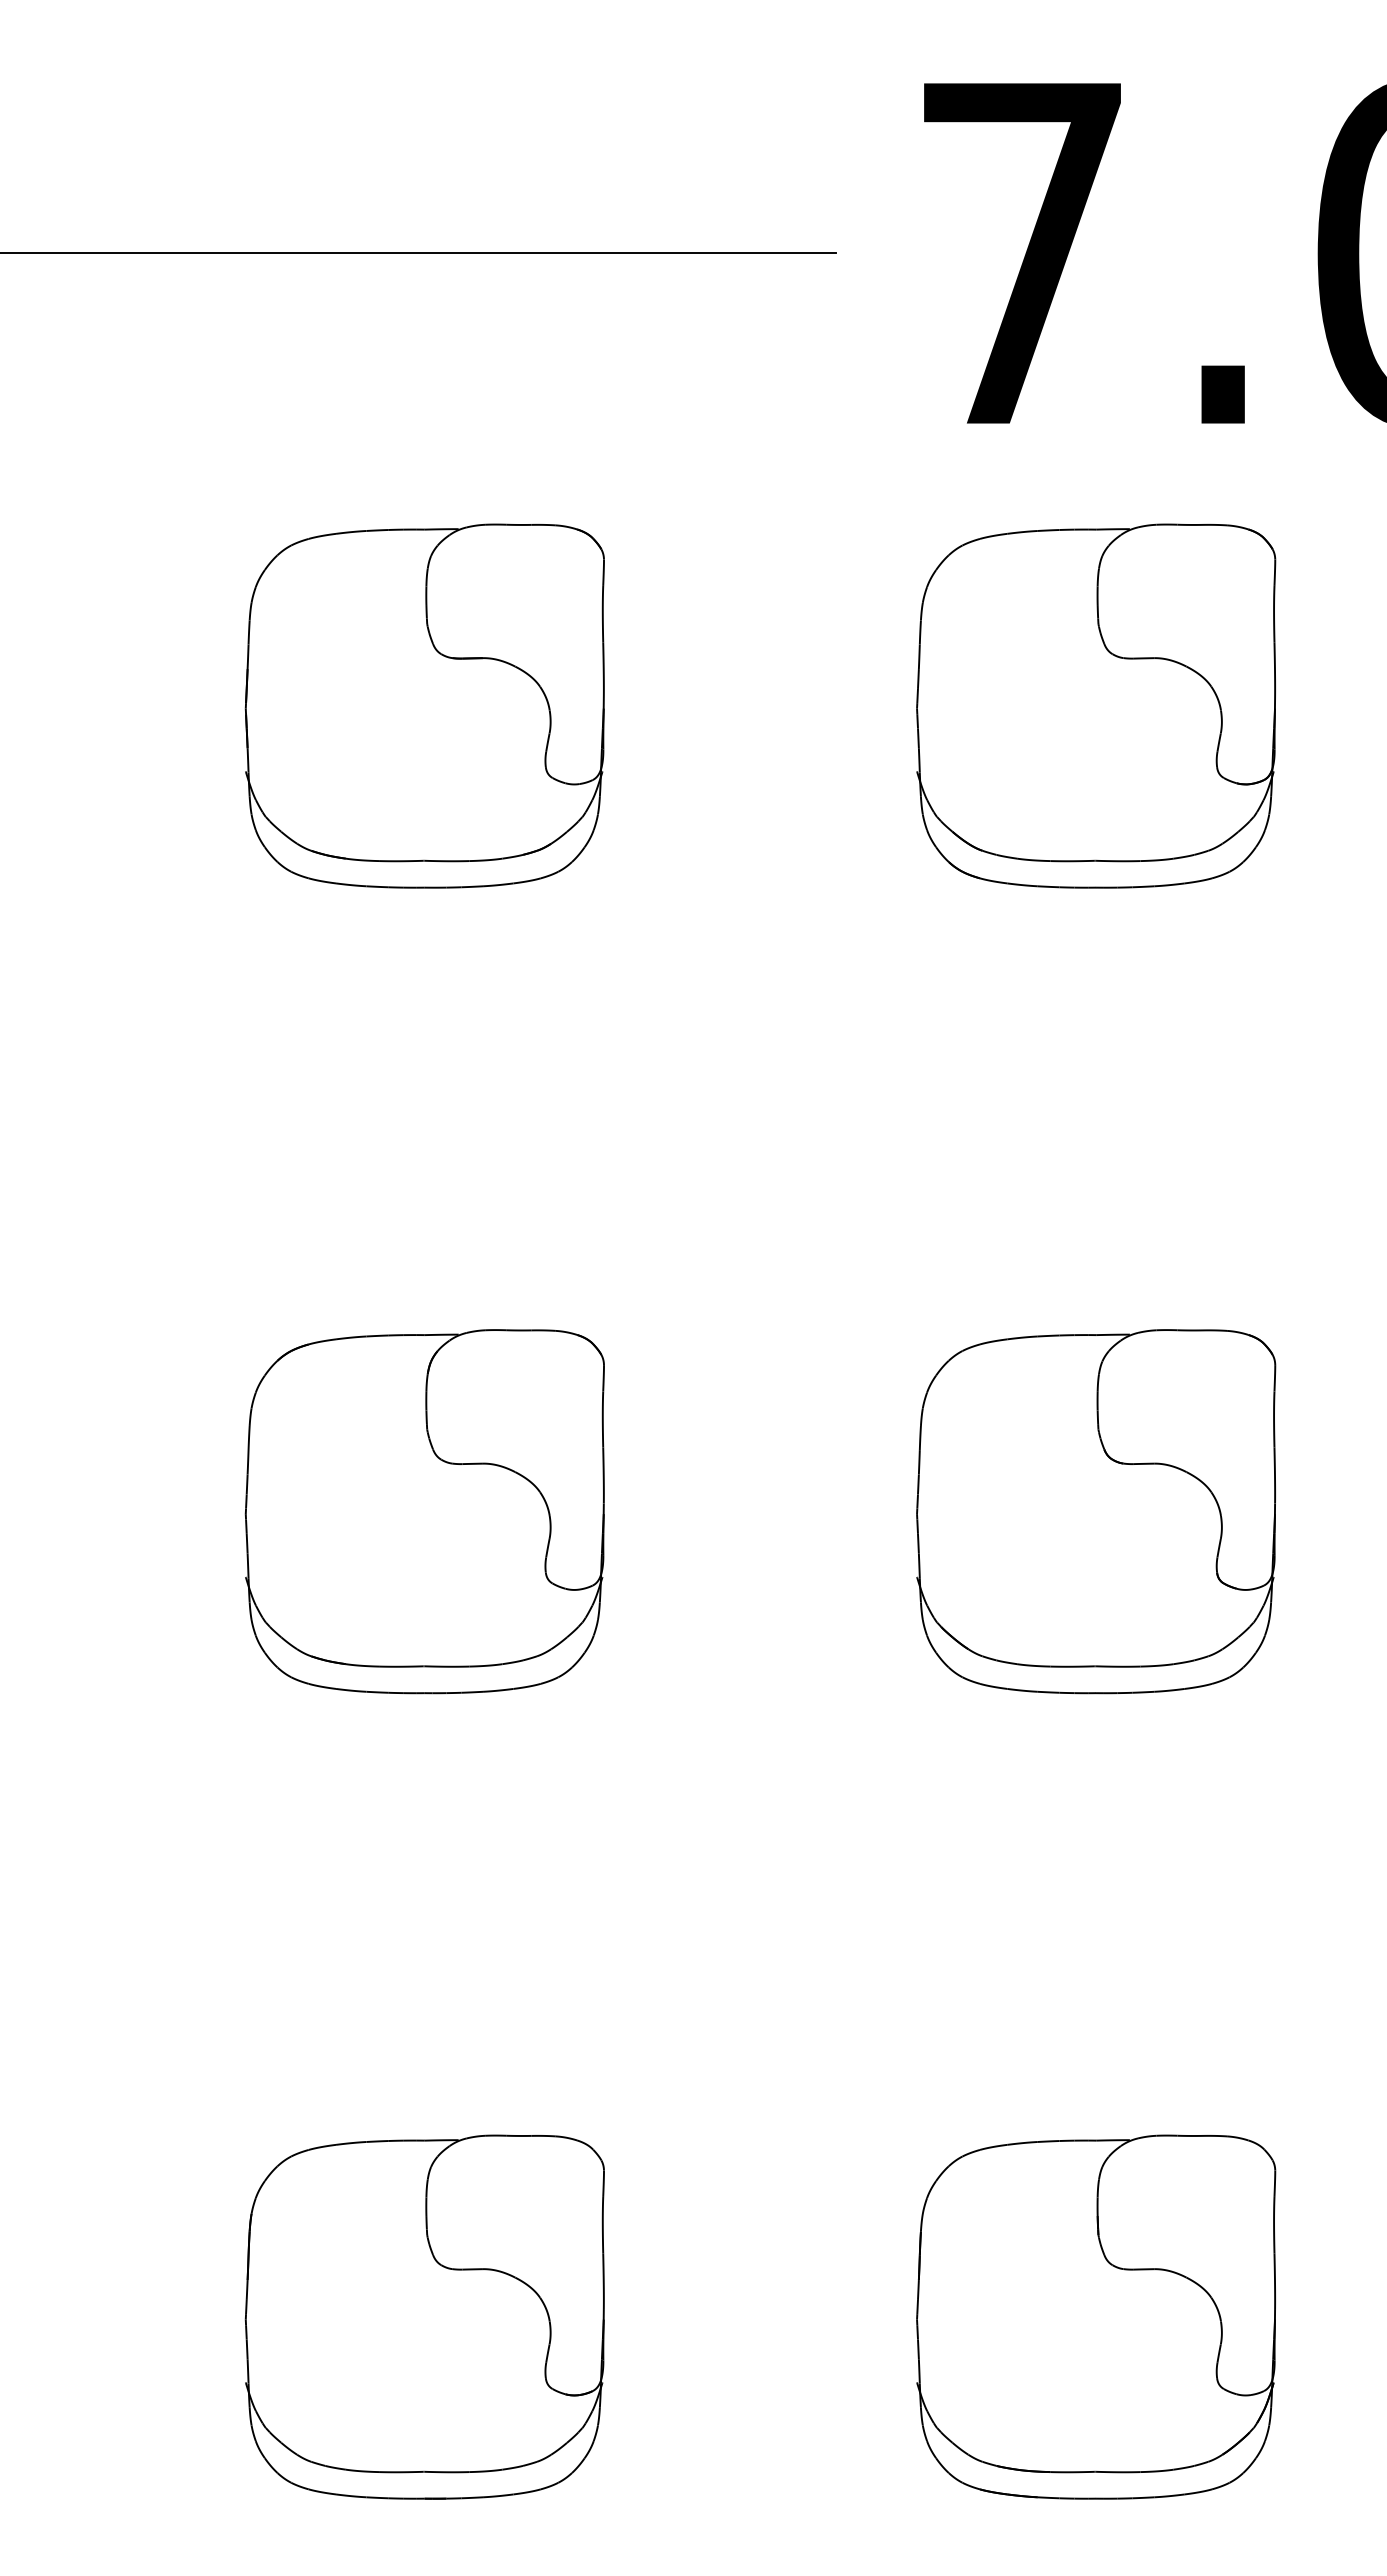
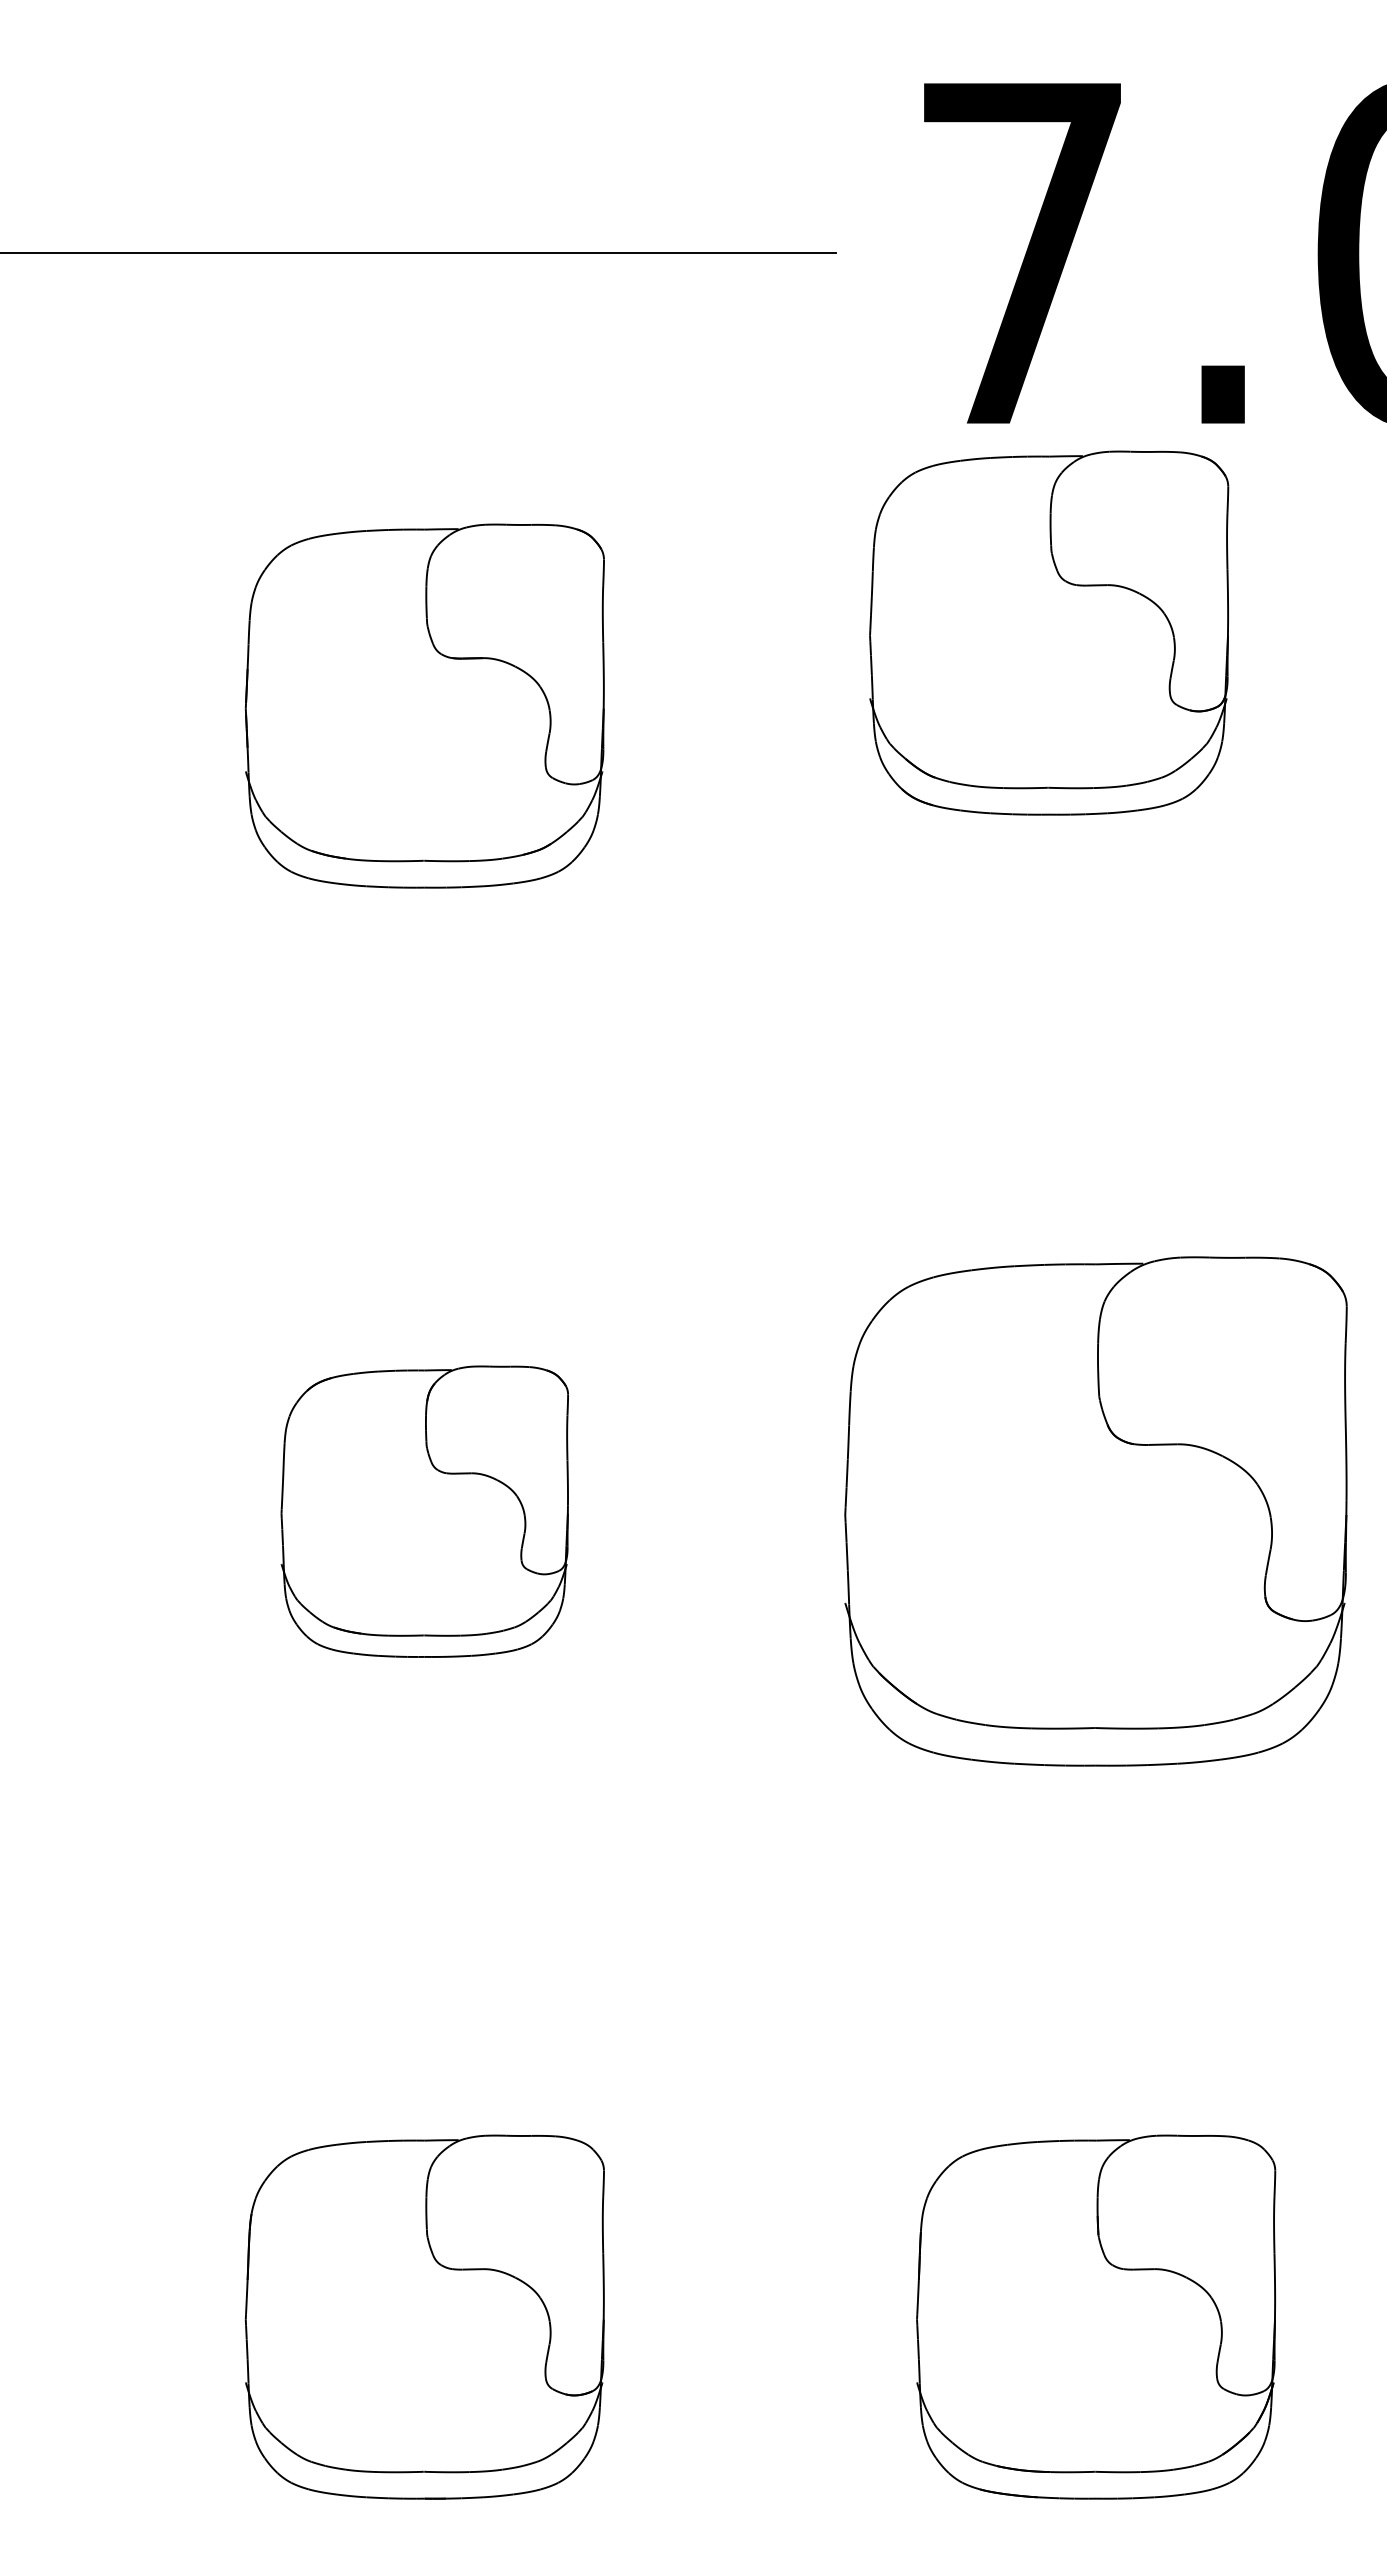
part position: (1096, 705) -> (1049, 632) (1049, 632)
part size: 361x366 px -> 289x293 px (424, 1511)
part size: 361x366 px -> 504x511 px (1095, 1511)
